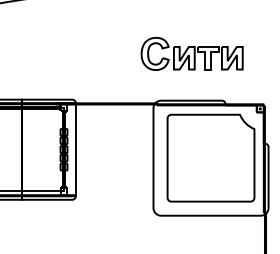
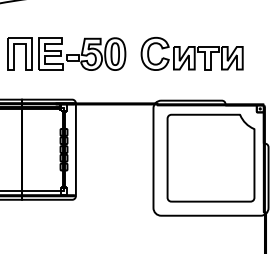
part: none -> present (66, 53)
